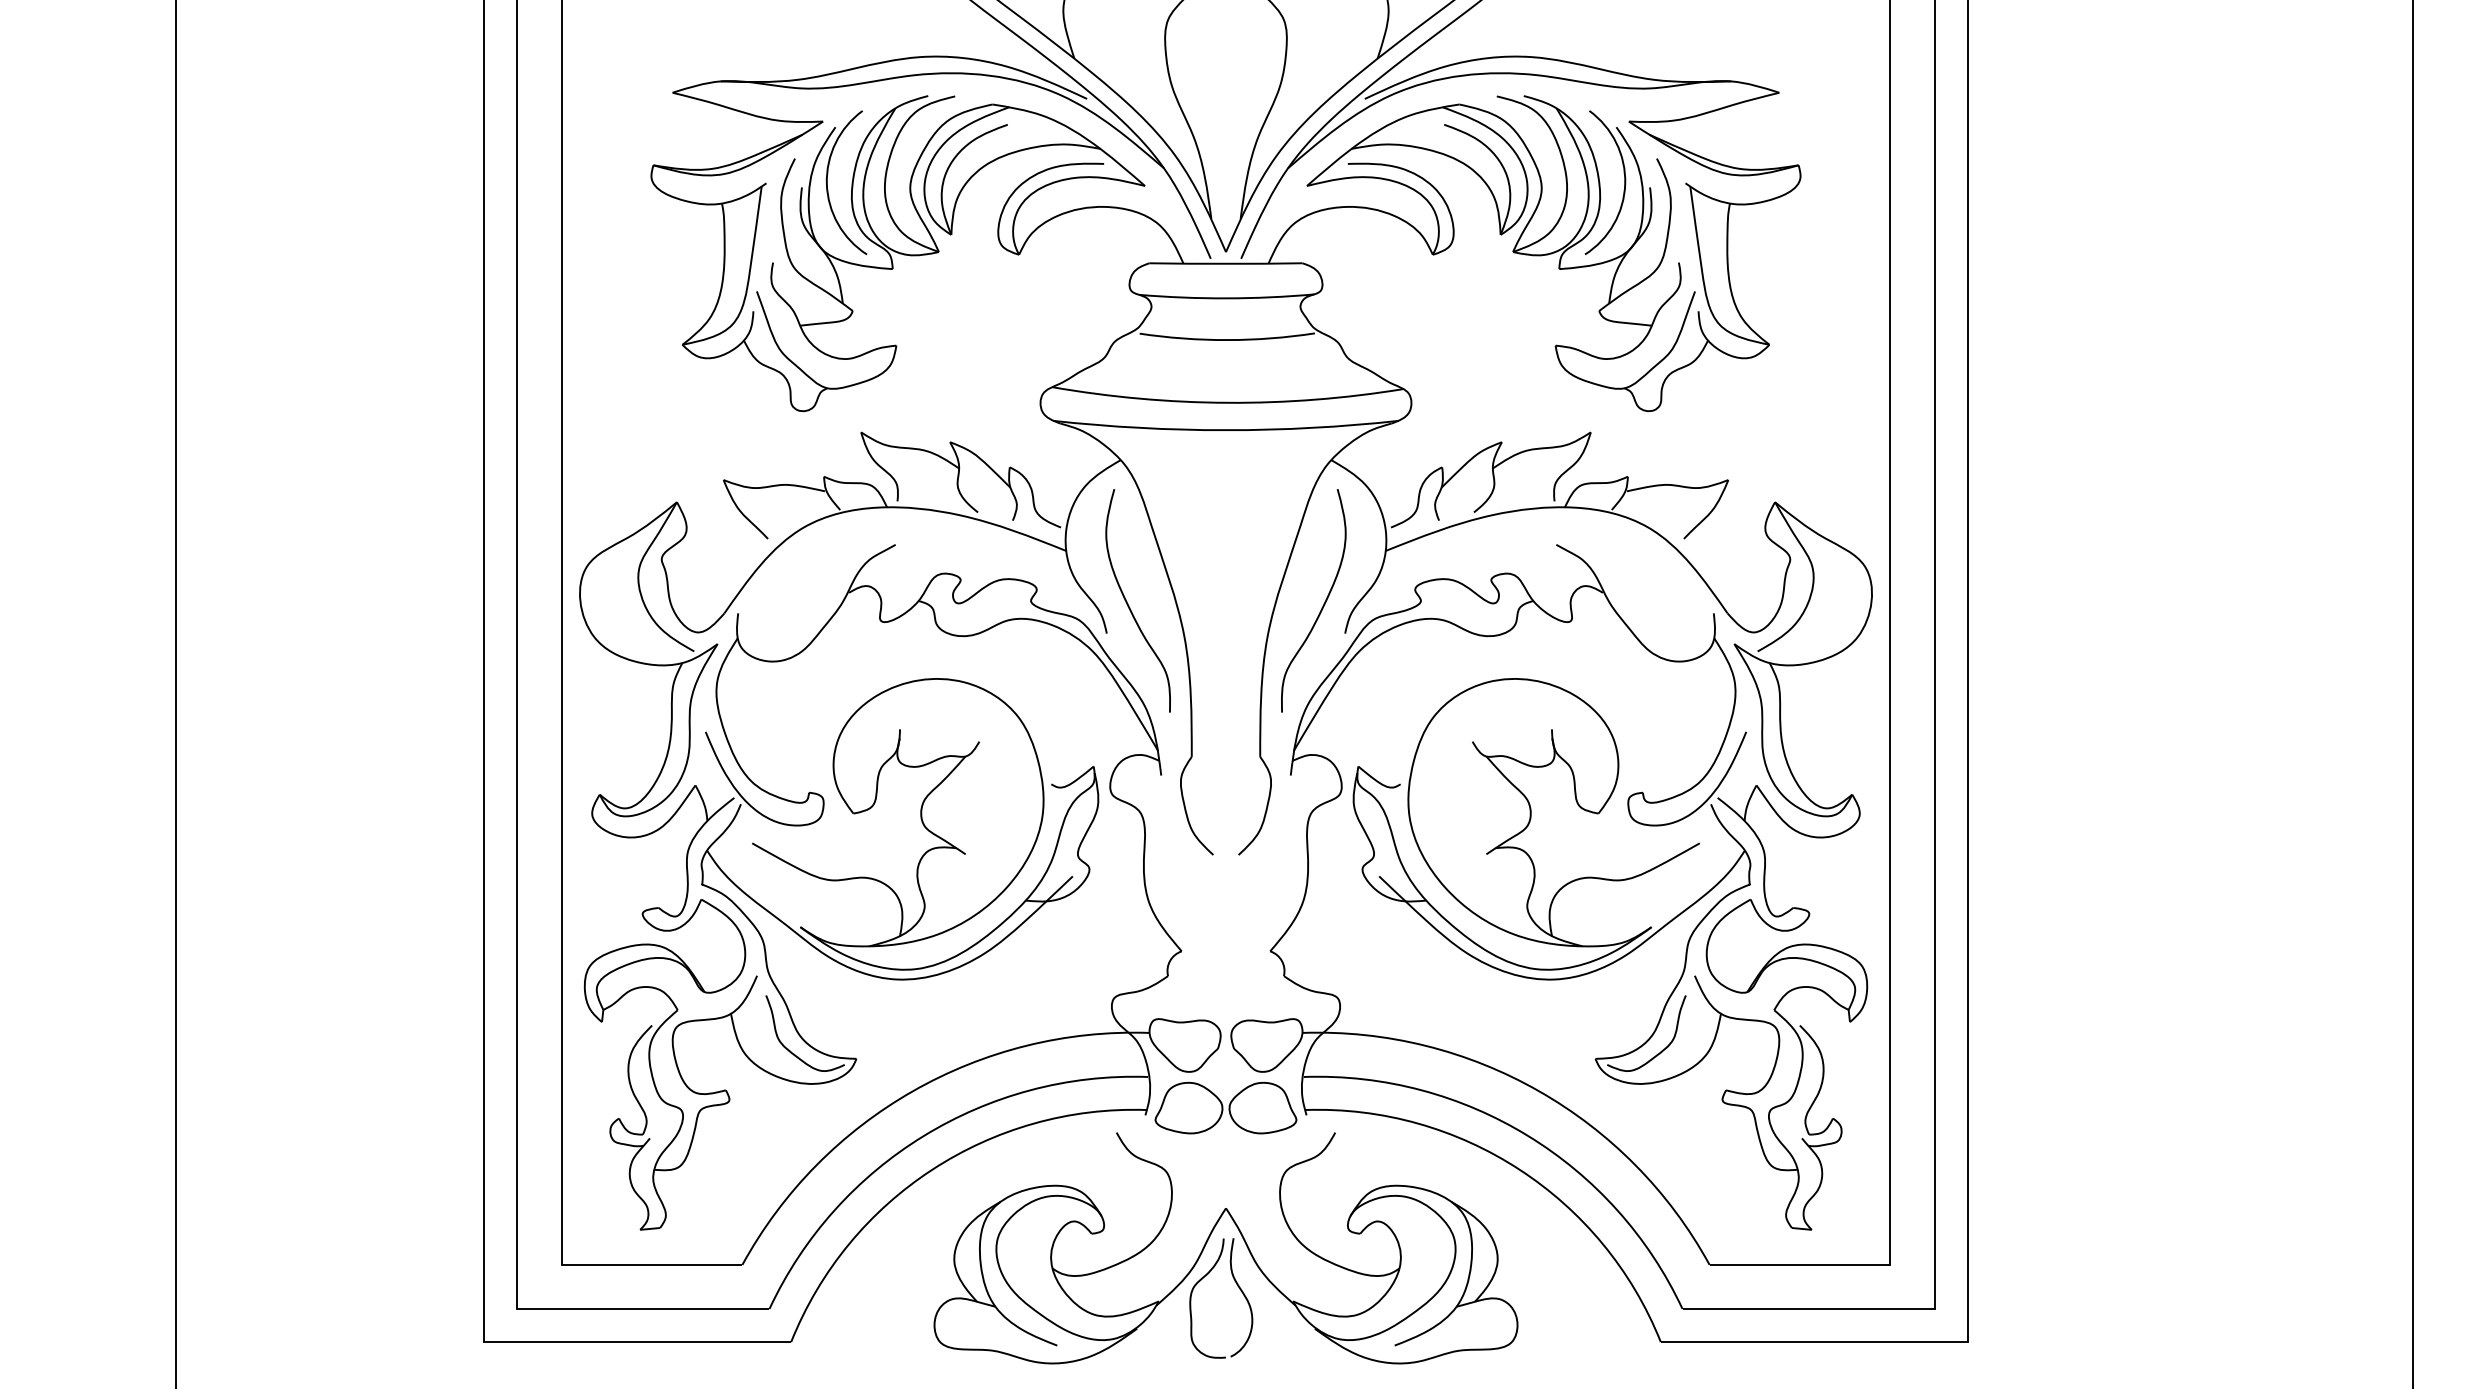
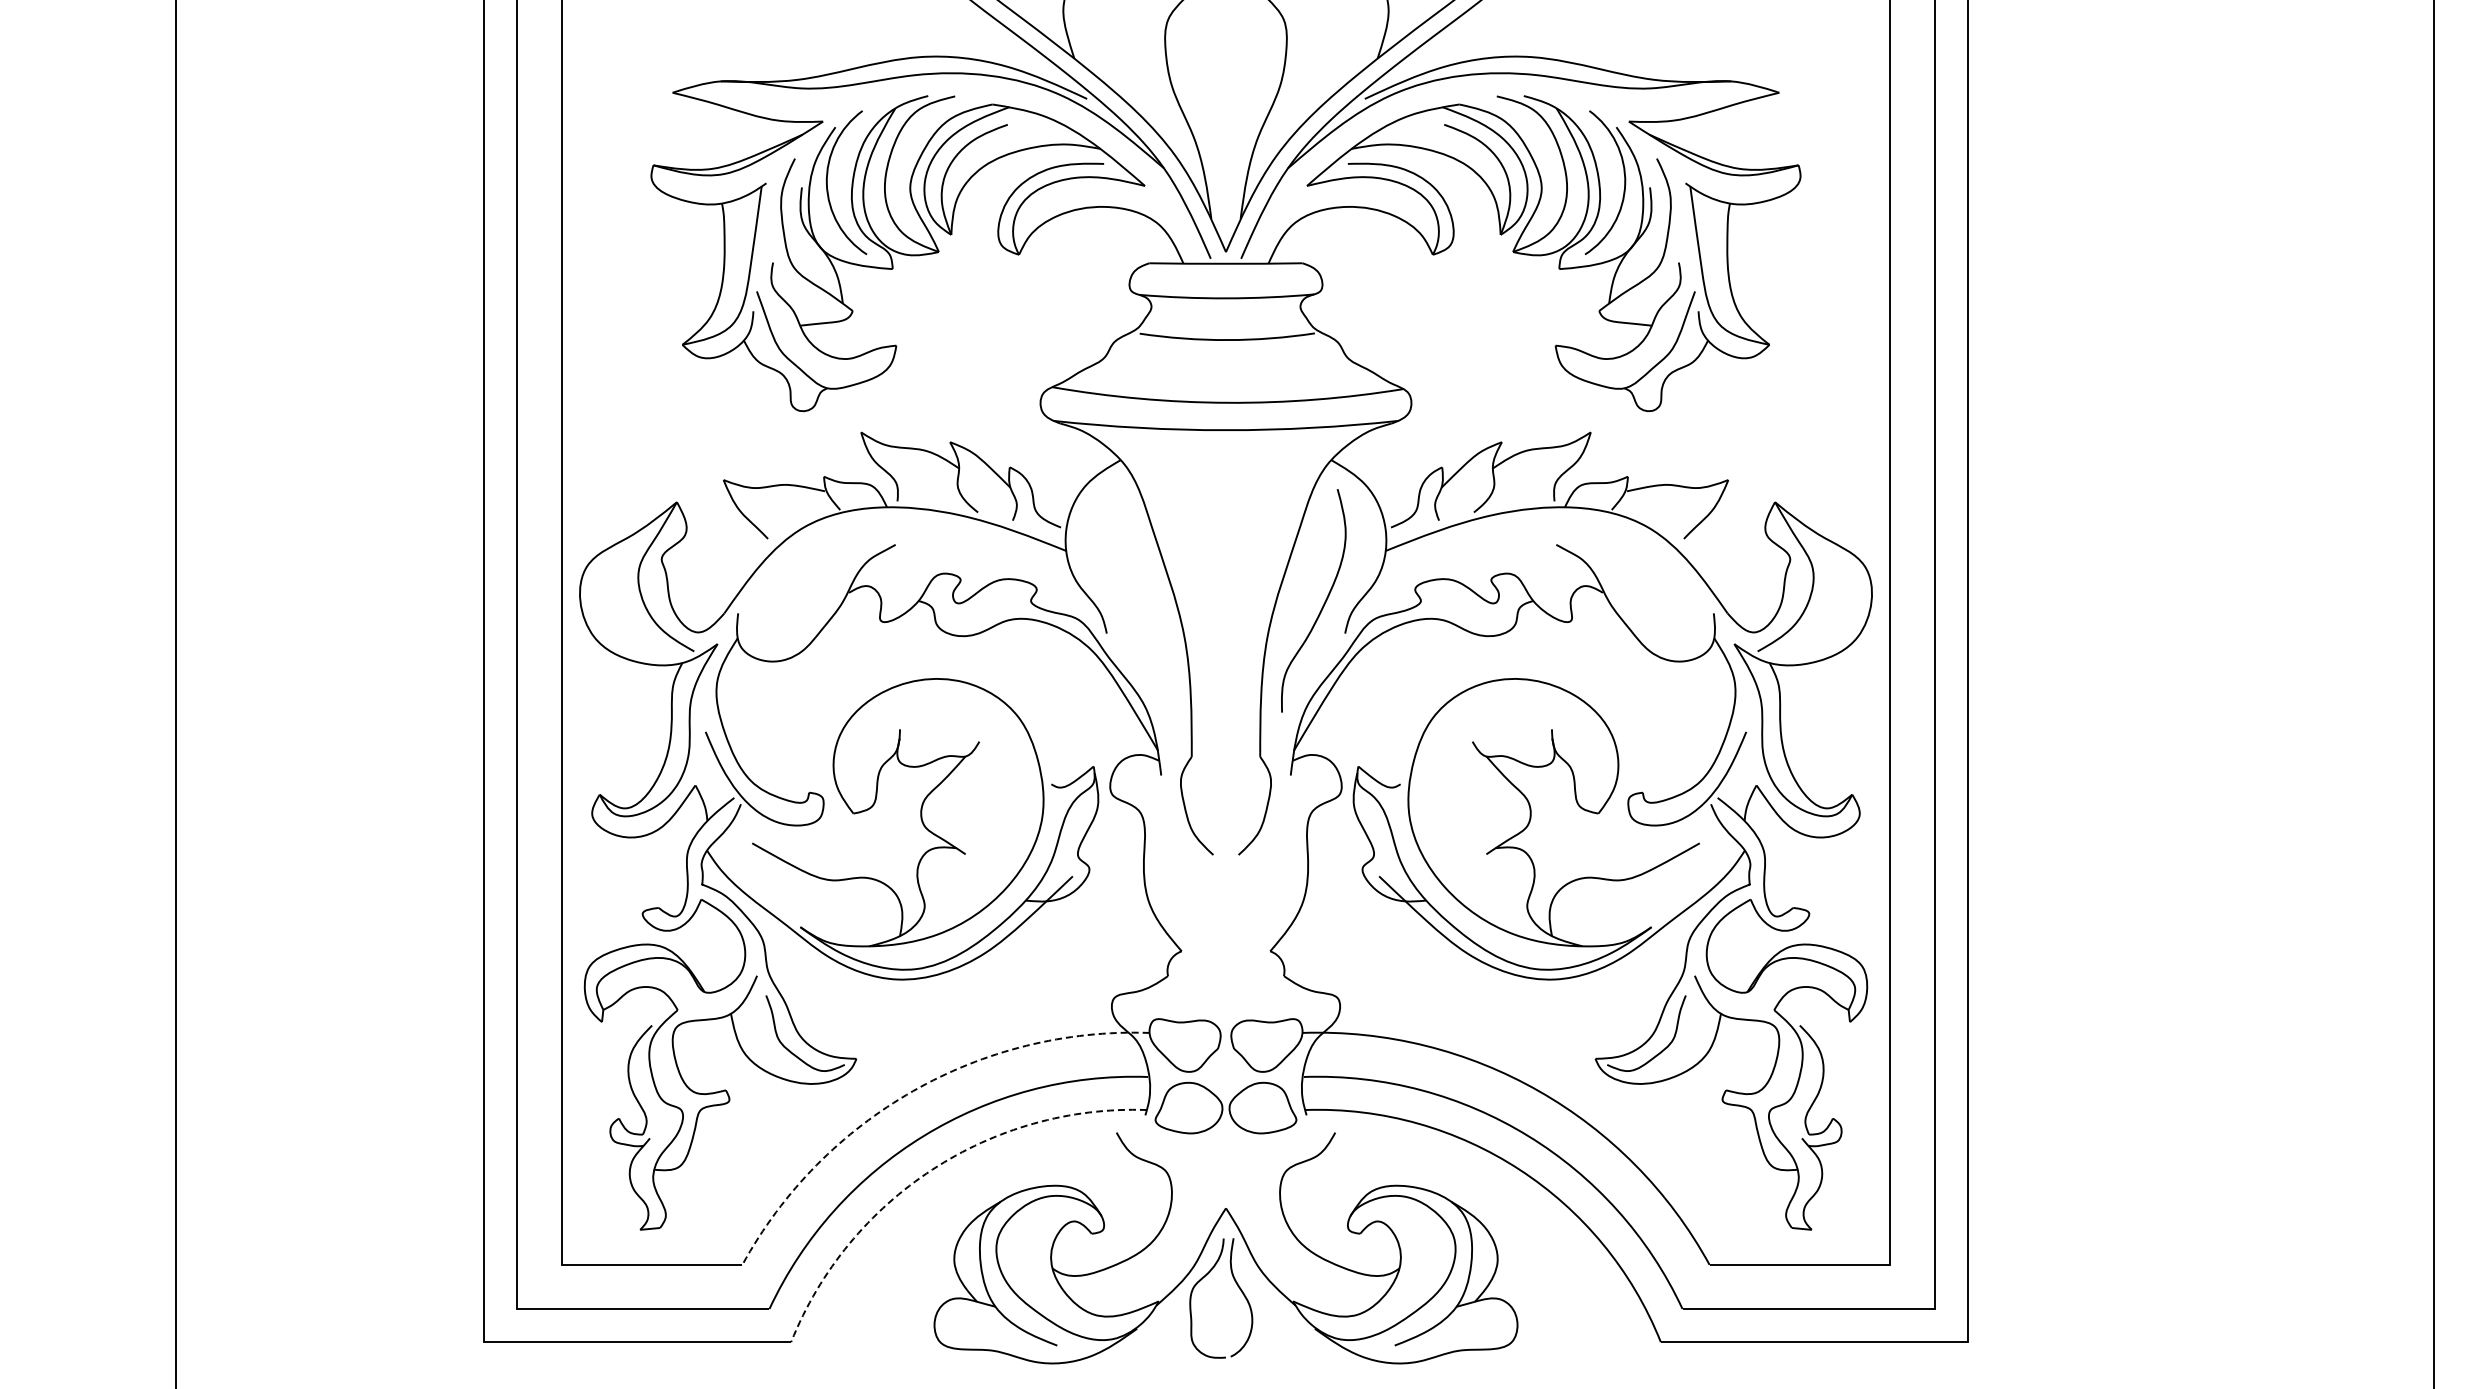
curve: present -> none (1129, 605)
line position: (2413, 693) -> (2434, 693) (2434, 693)
arc: solid -> dashed (913, 1091)
arc: solid -> dashed (932, 1169)
